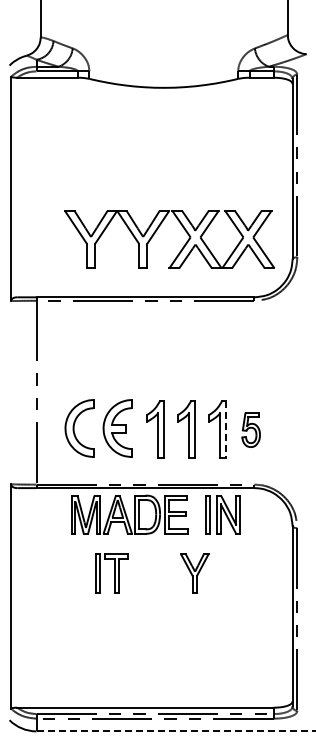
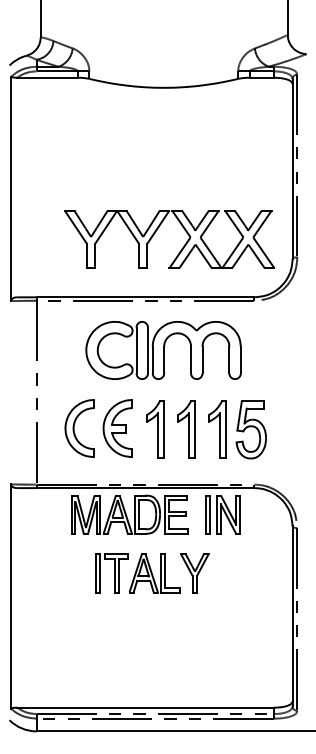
part: none -> present (163, 350)
line: dashed -> solid (226, 429)
part size: 20x36 px -> 32x60 px (250, 429)
part: none -> present (154, 573)
line: dashed -> solid (176, 731)
